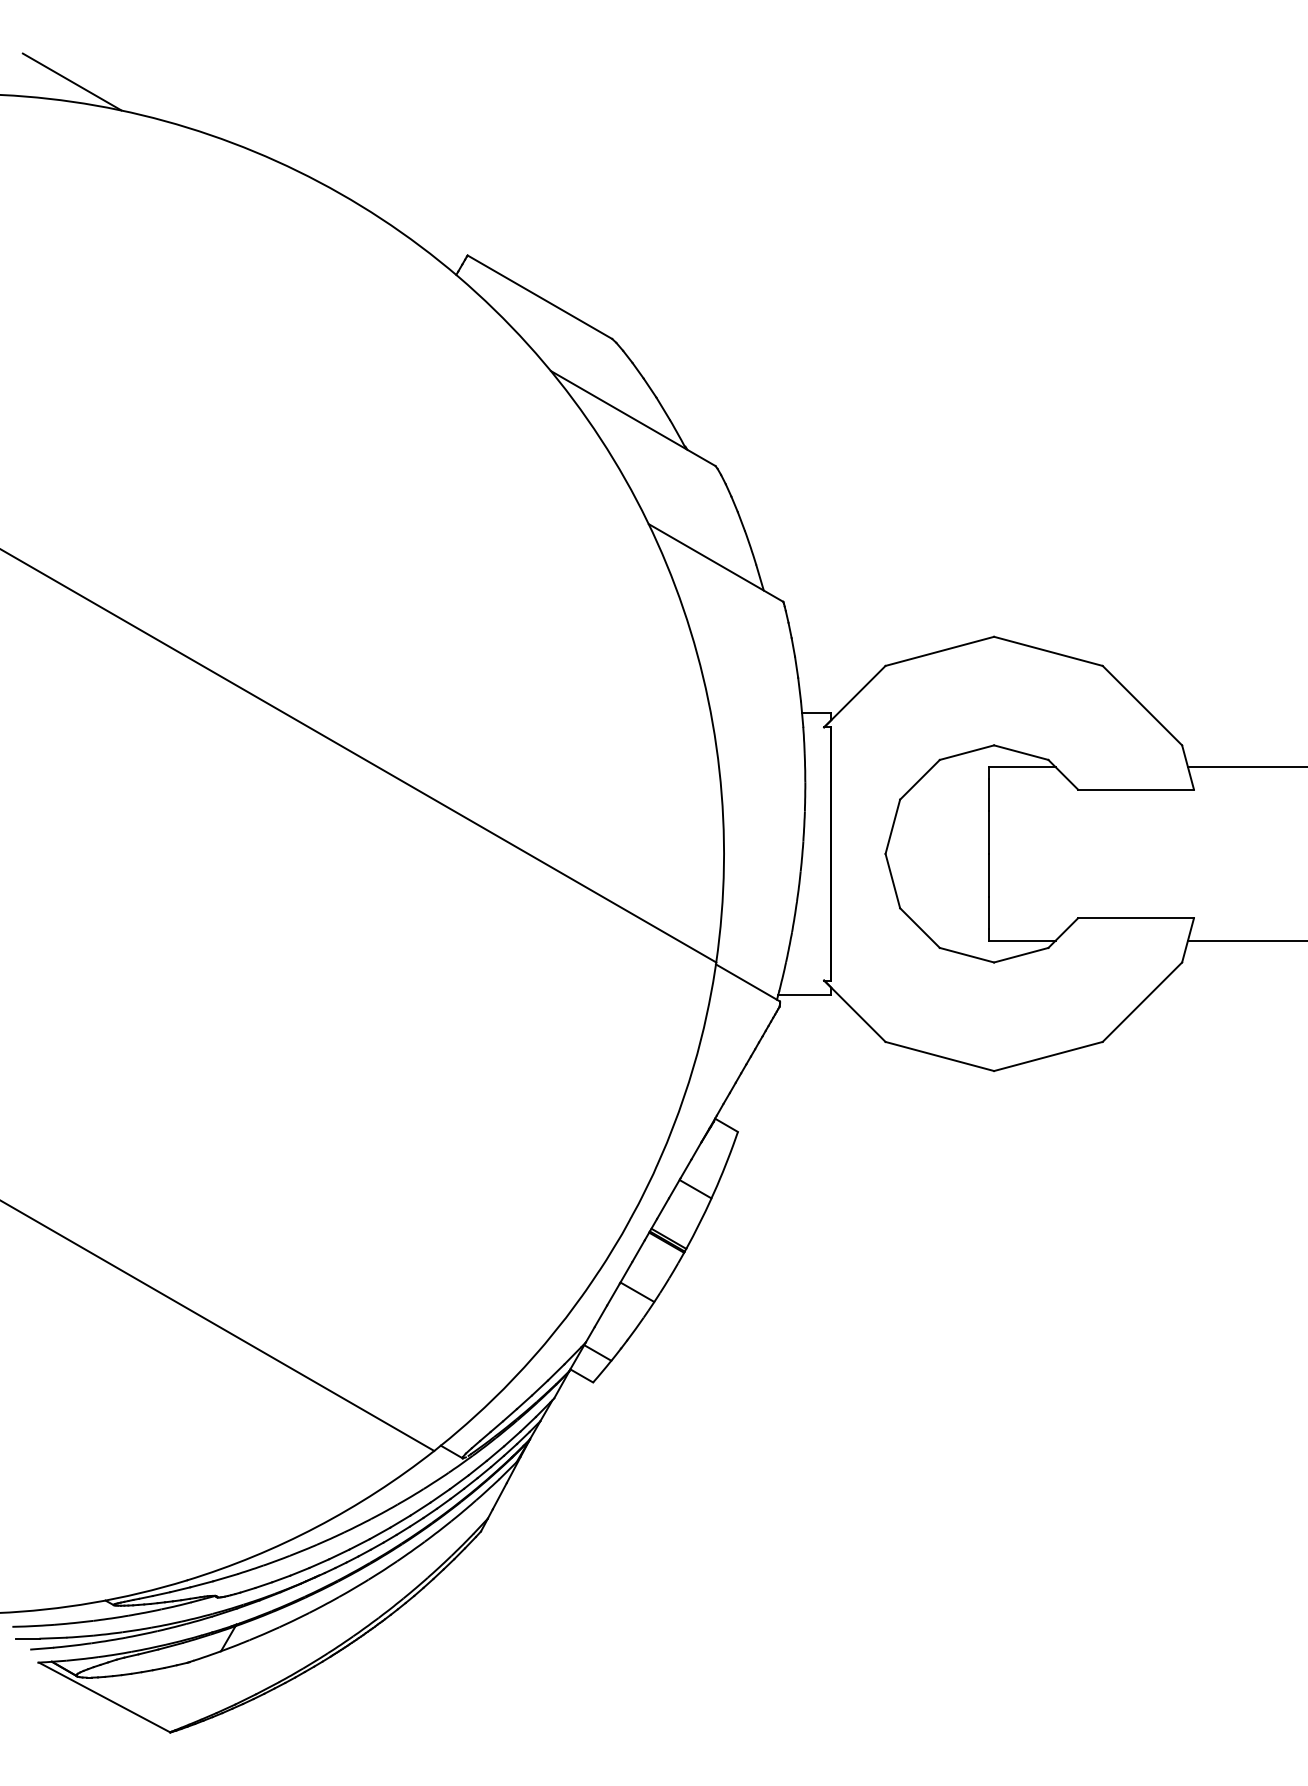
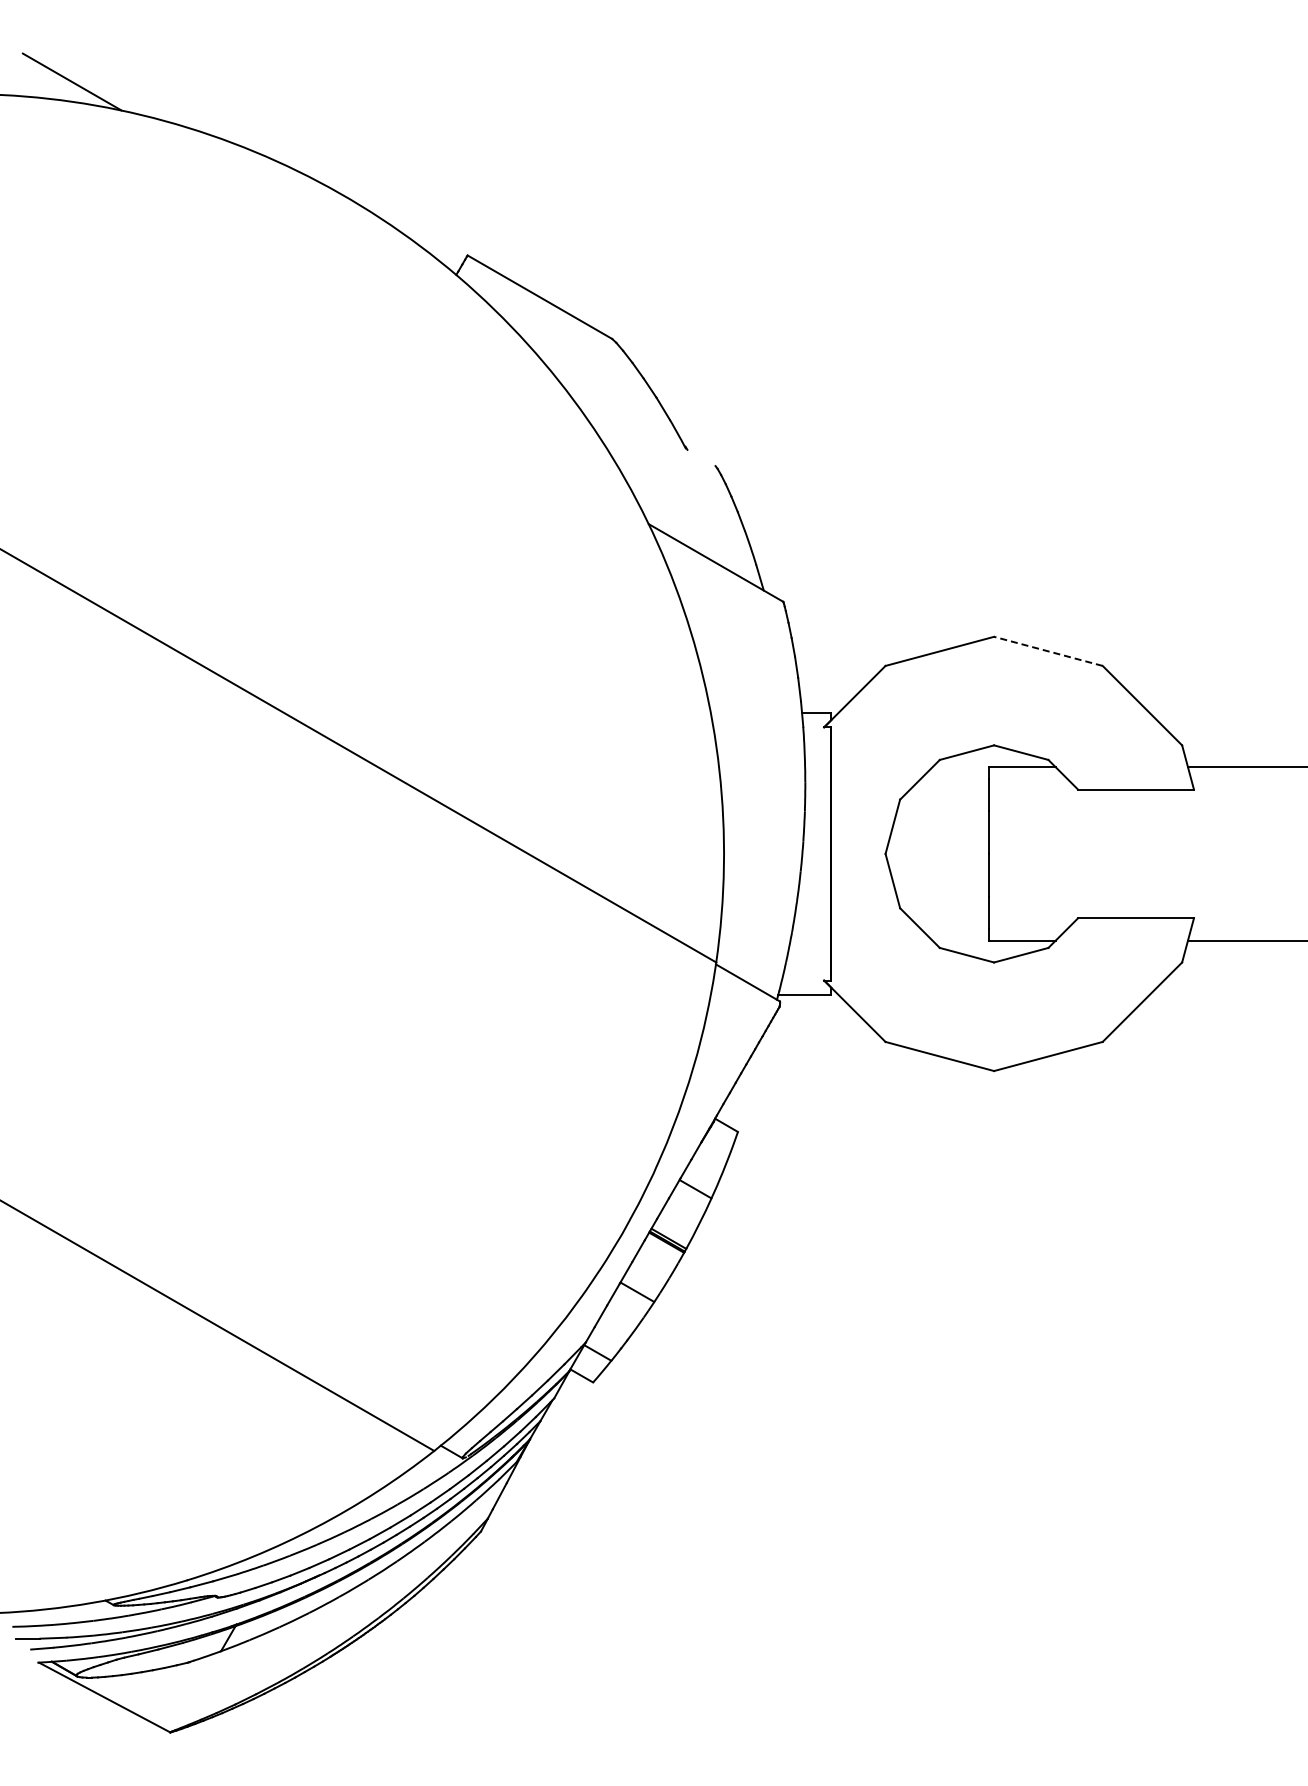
line: present -> none (633, 418)
line: solid -> dashed (1047, 651)
